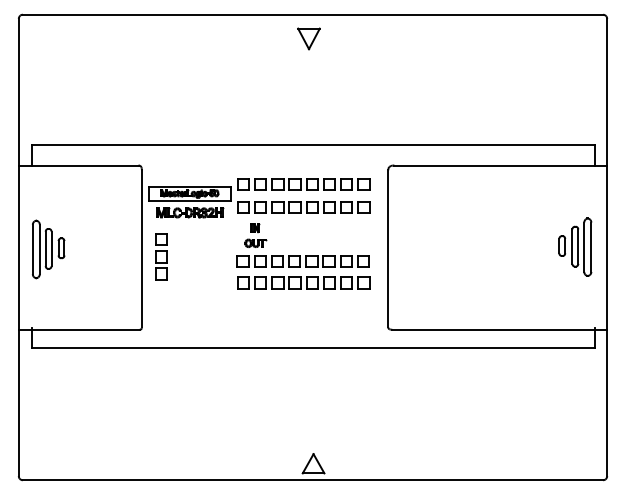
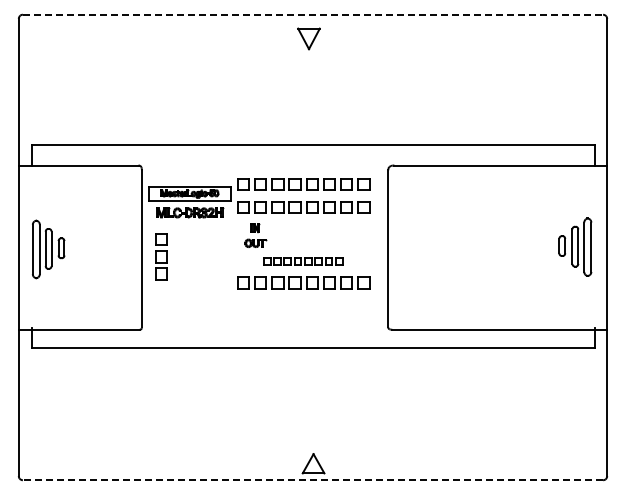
line: solid -> dashed (313, 14)
part size: 134x13 px -> 81x9 px (303, 261)
line: solid -> dashed (312, 480)
